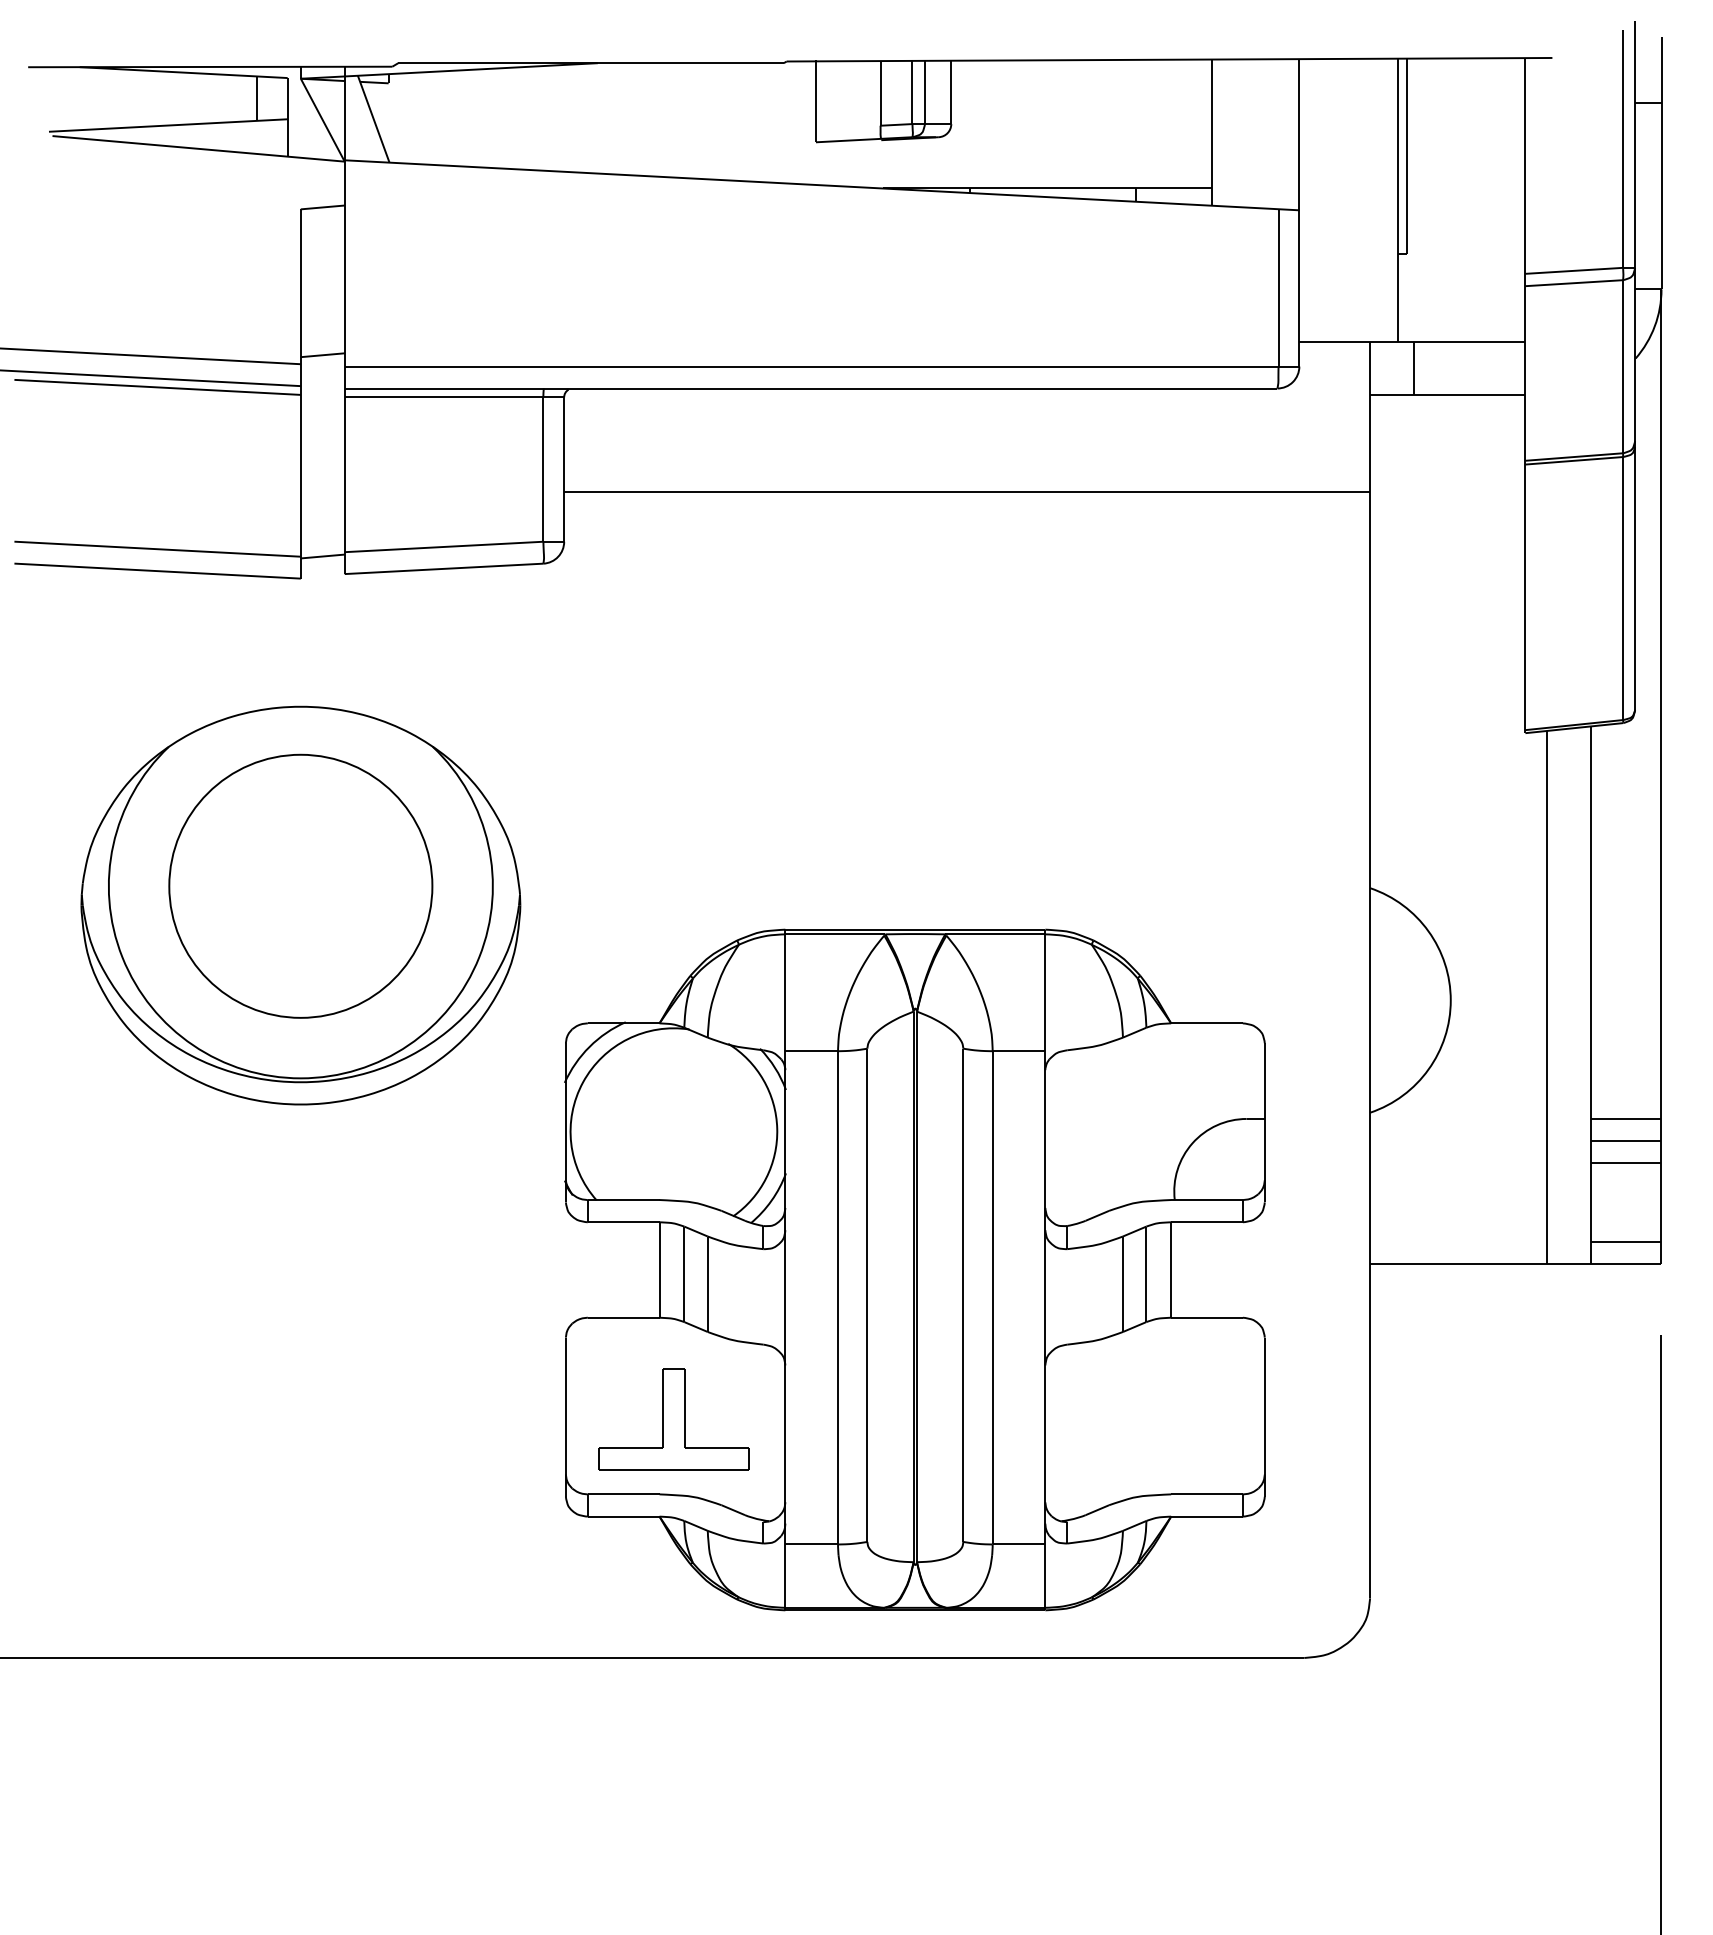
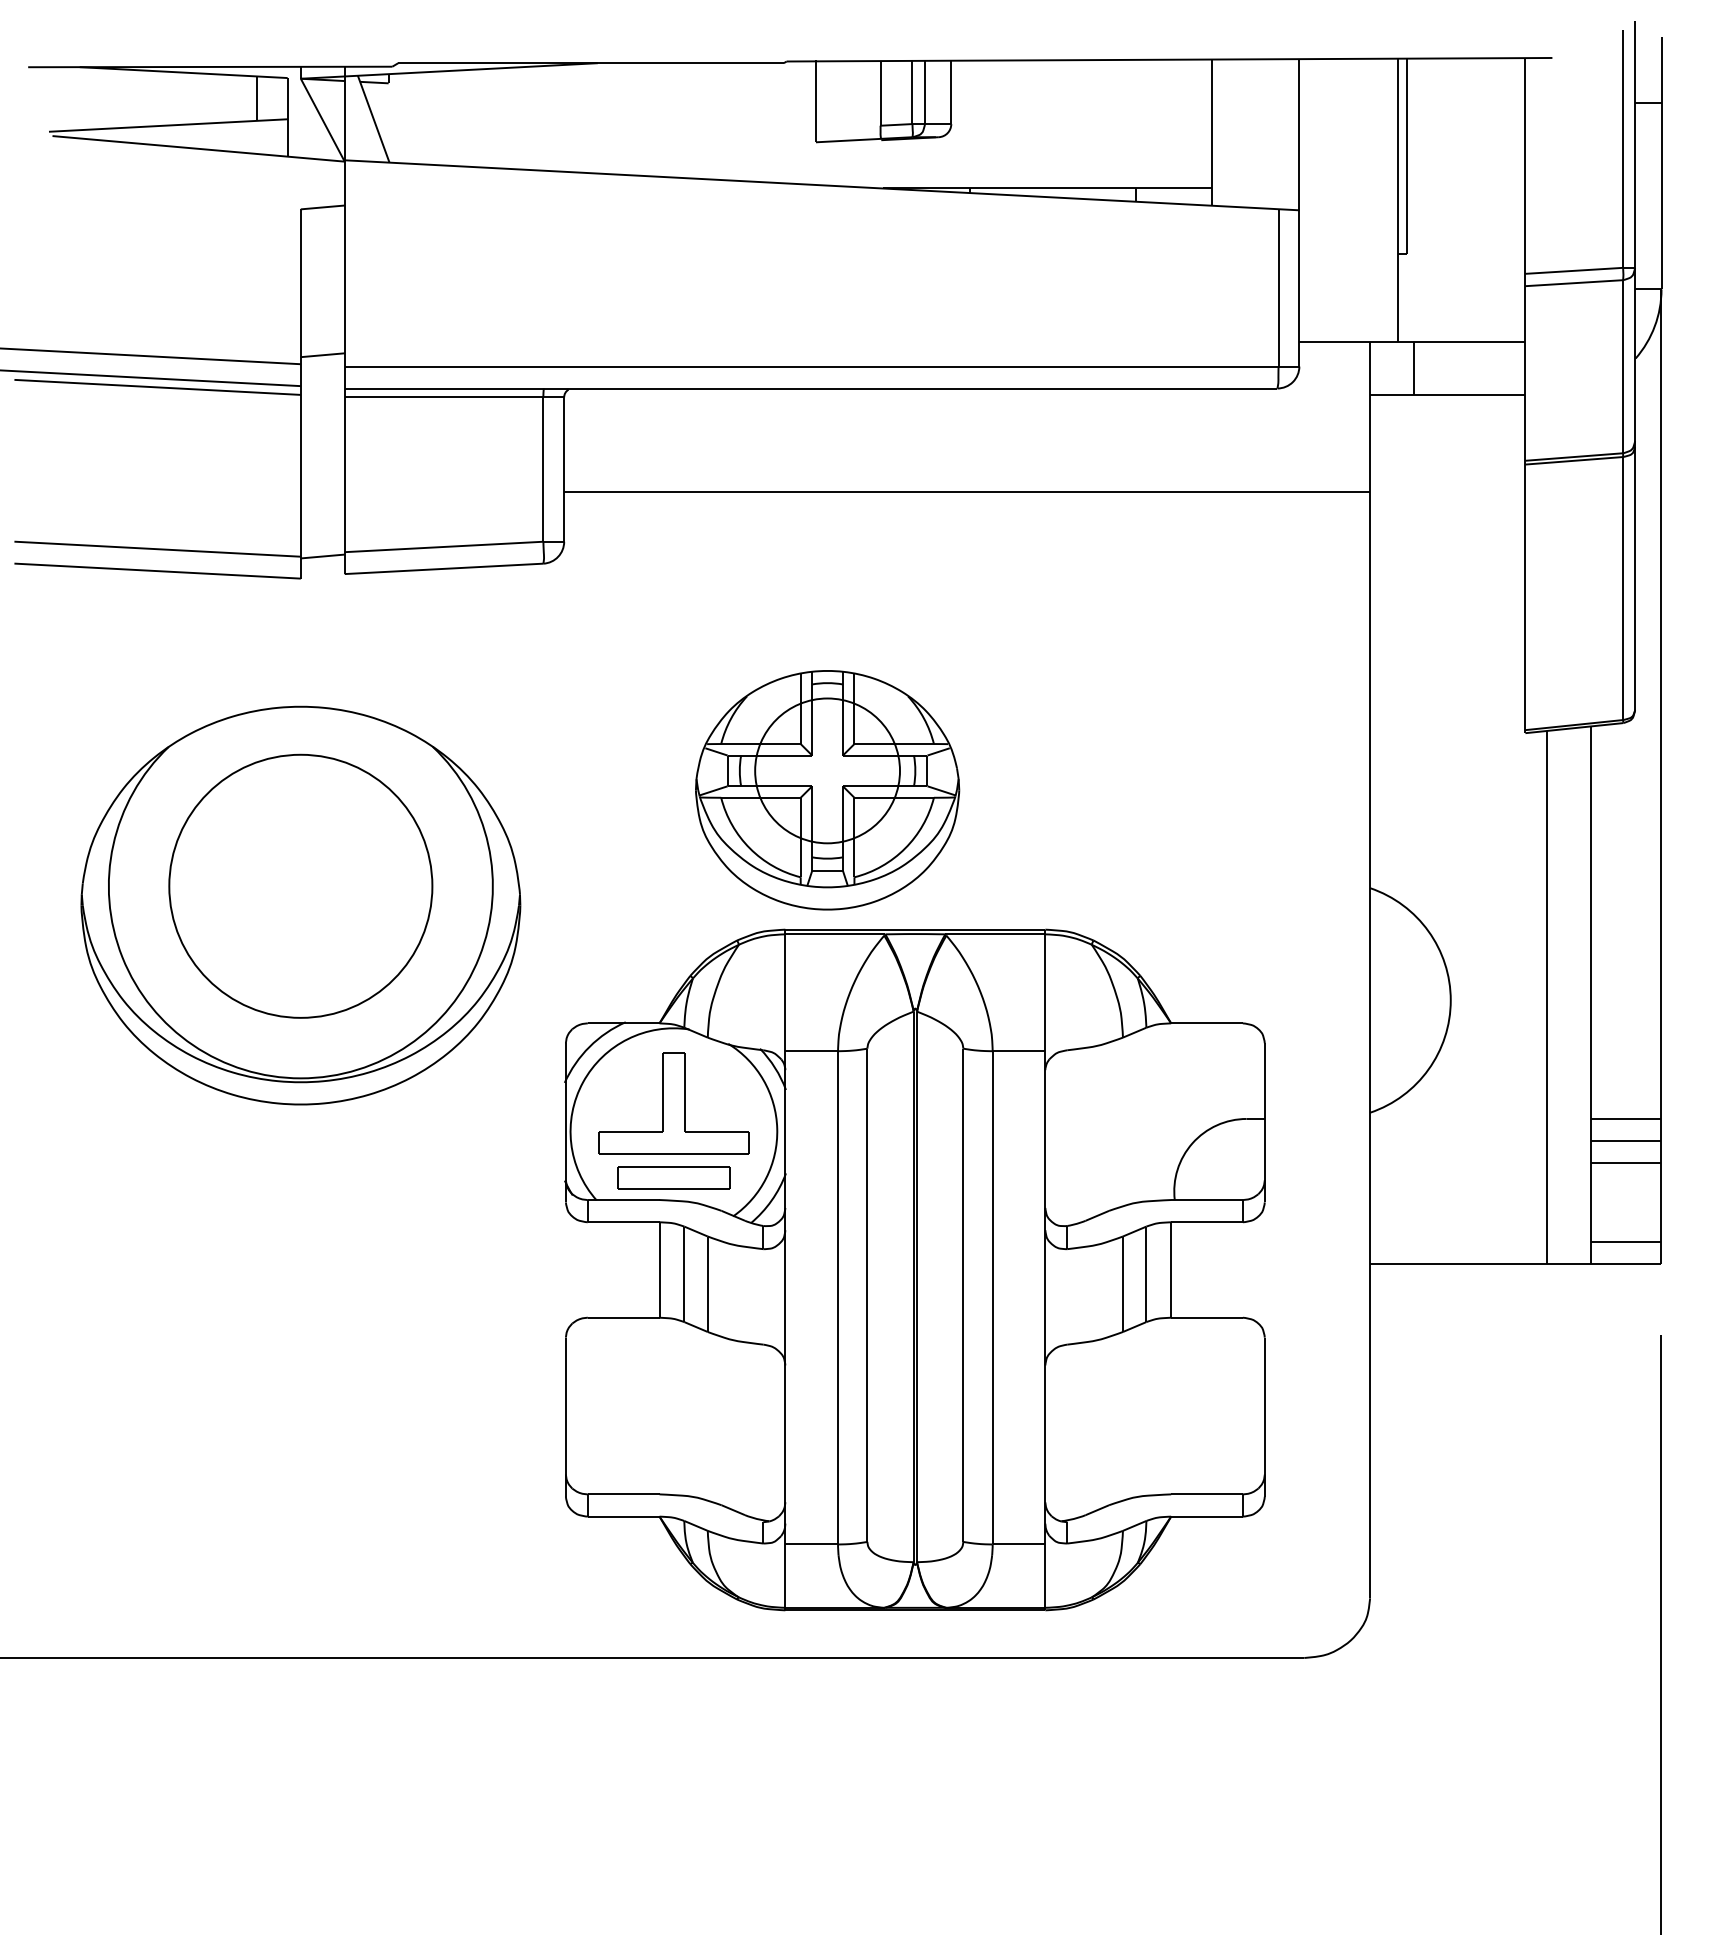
part: none -> present (827, 790)
part: none -> present (673, 1177)
part position: (673, 1419) -> (673, 1103) (673, 1103)
